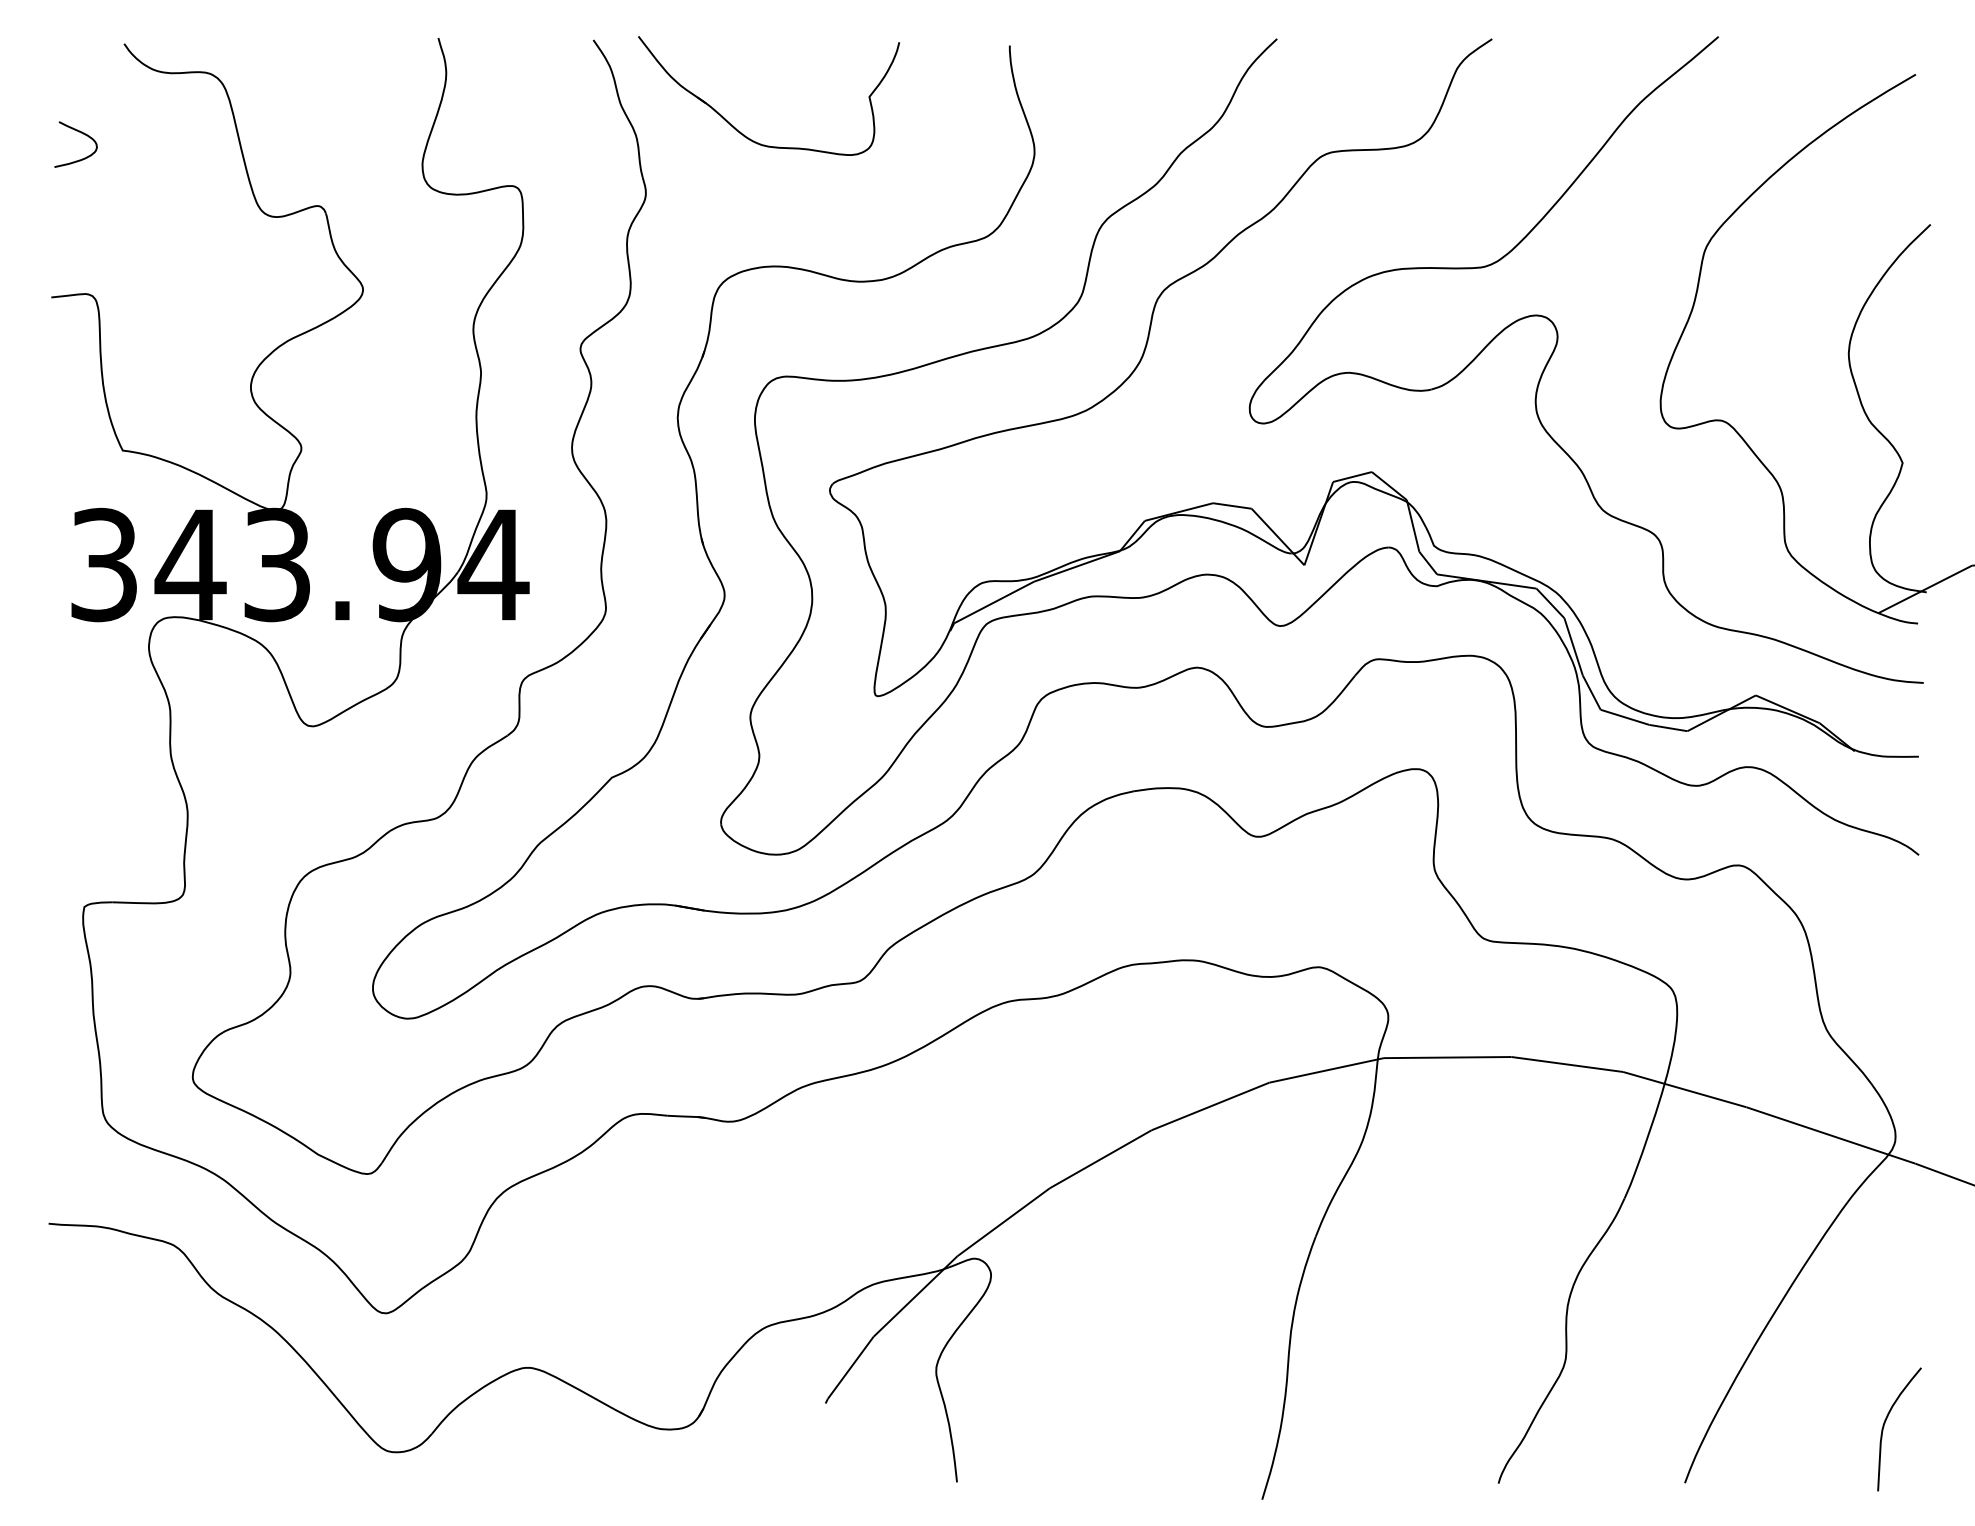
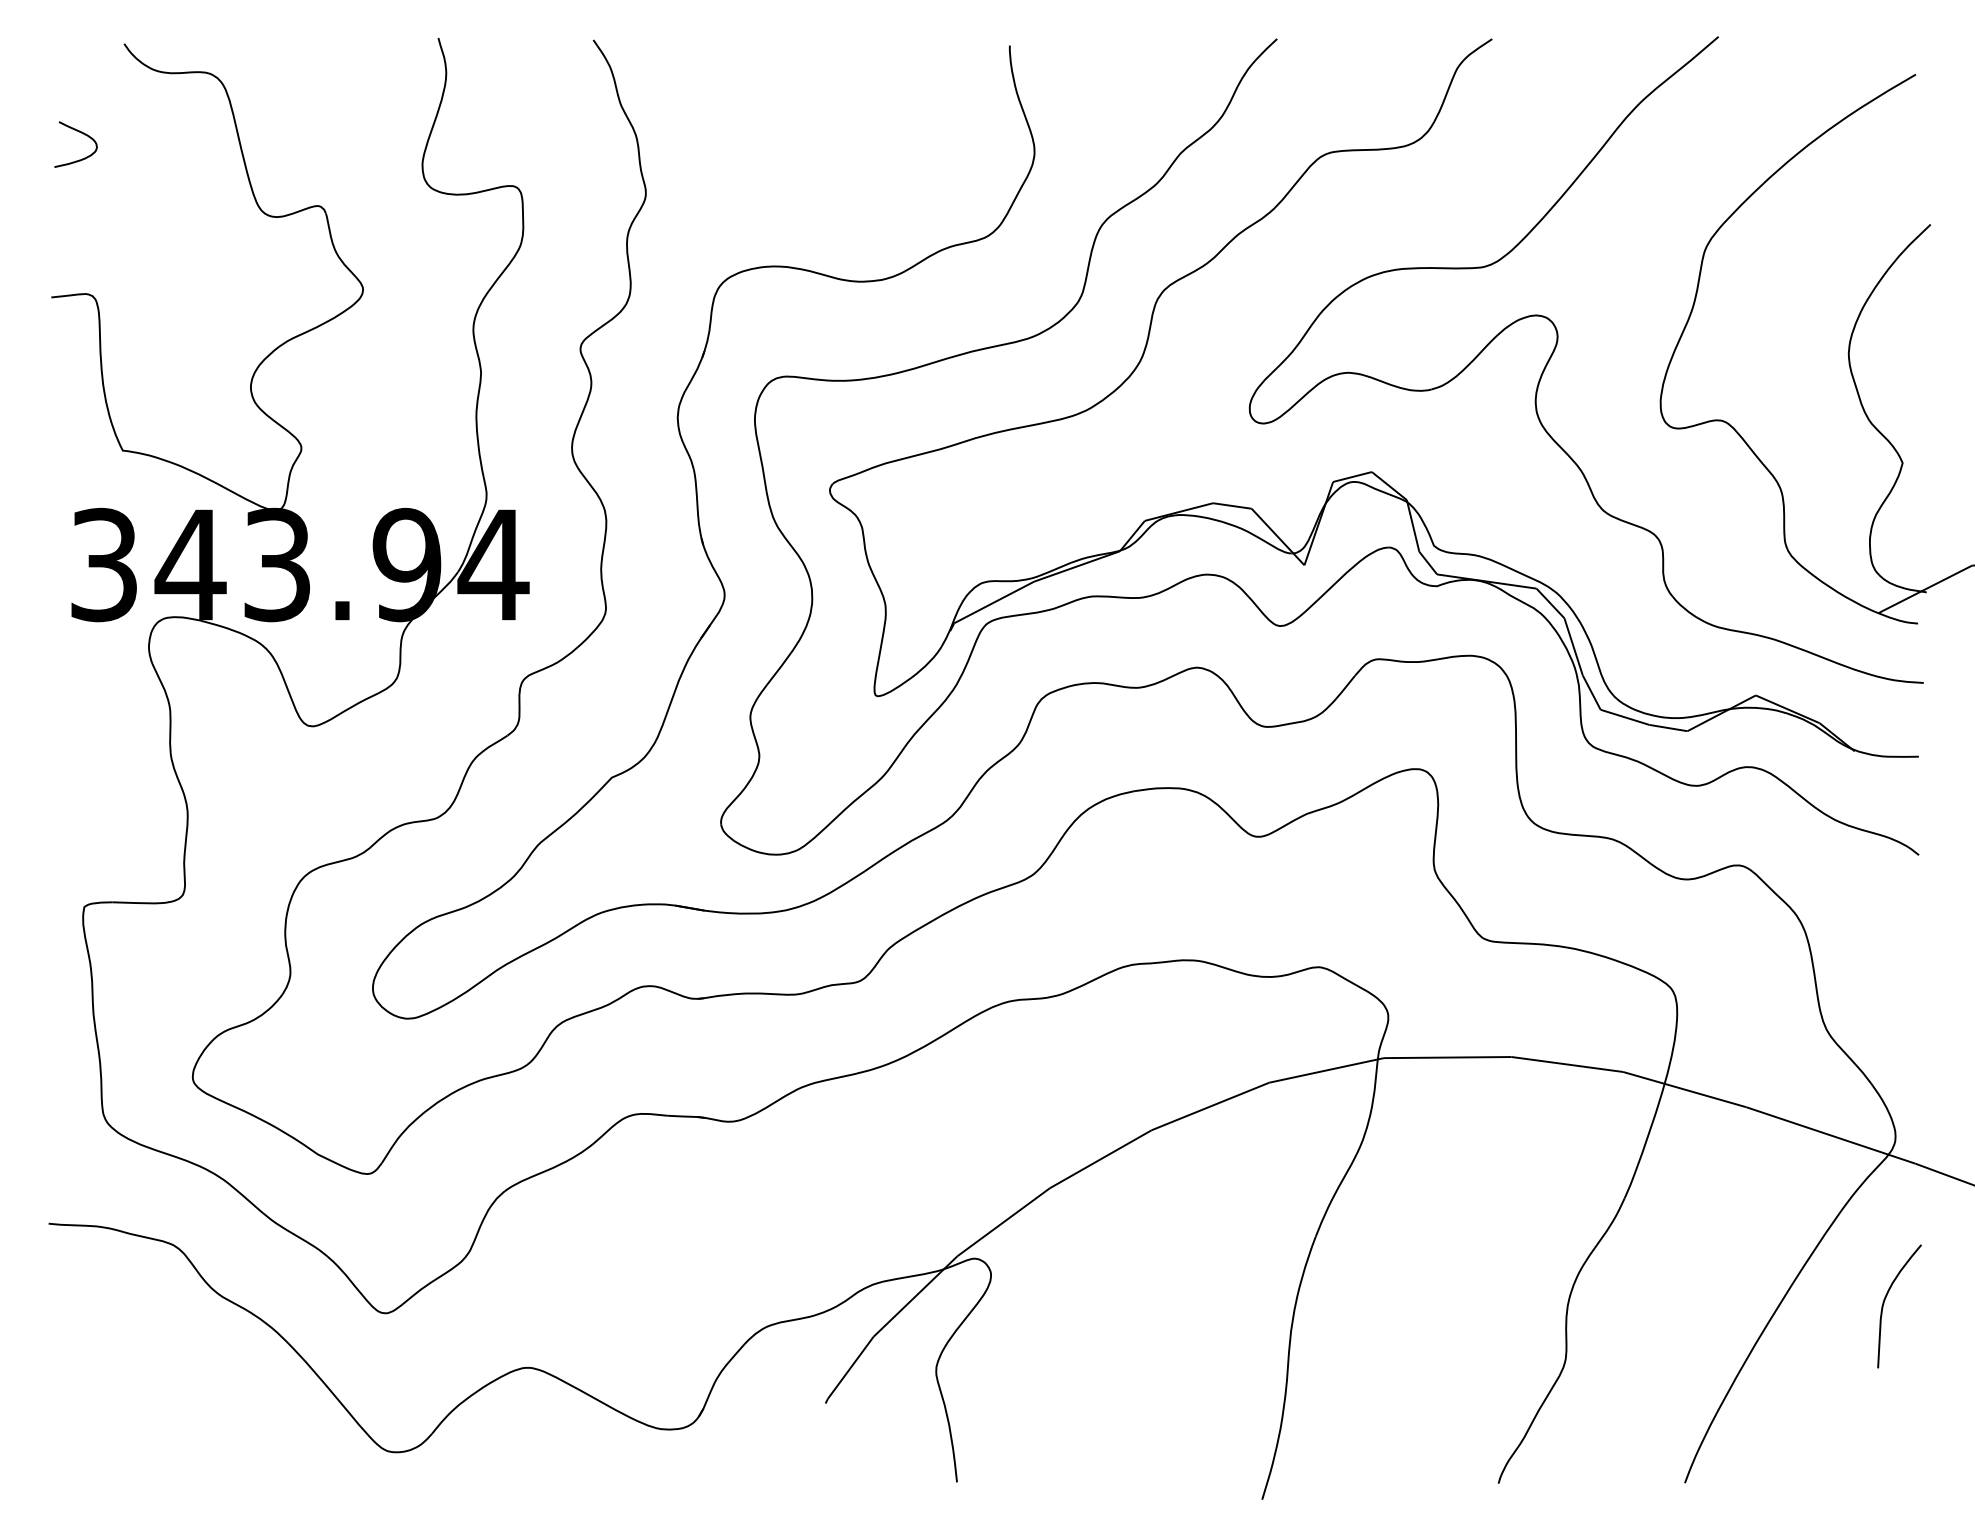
part: present -> none (740, 131)
curve position: (1885, 1423) -> (1885, 1300) (1885, 1300)
